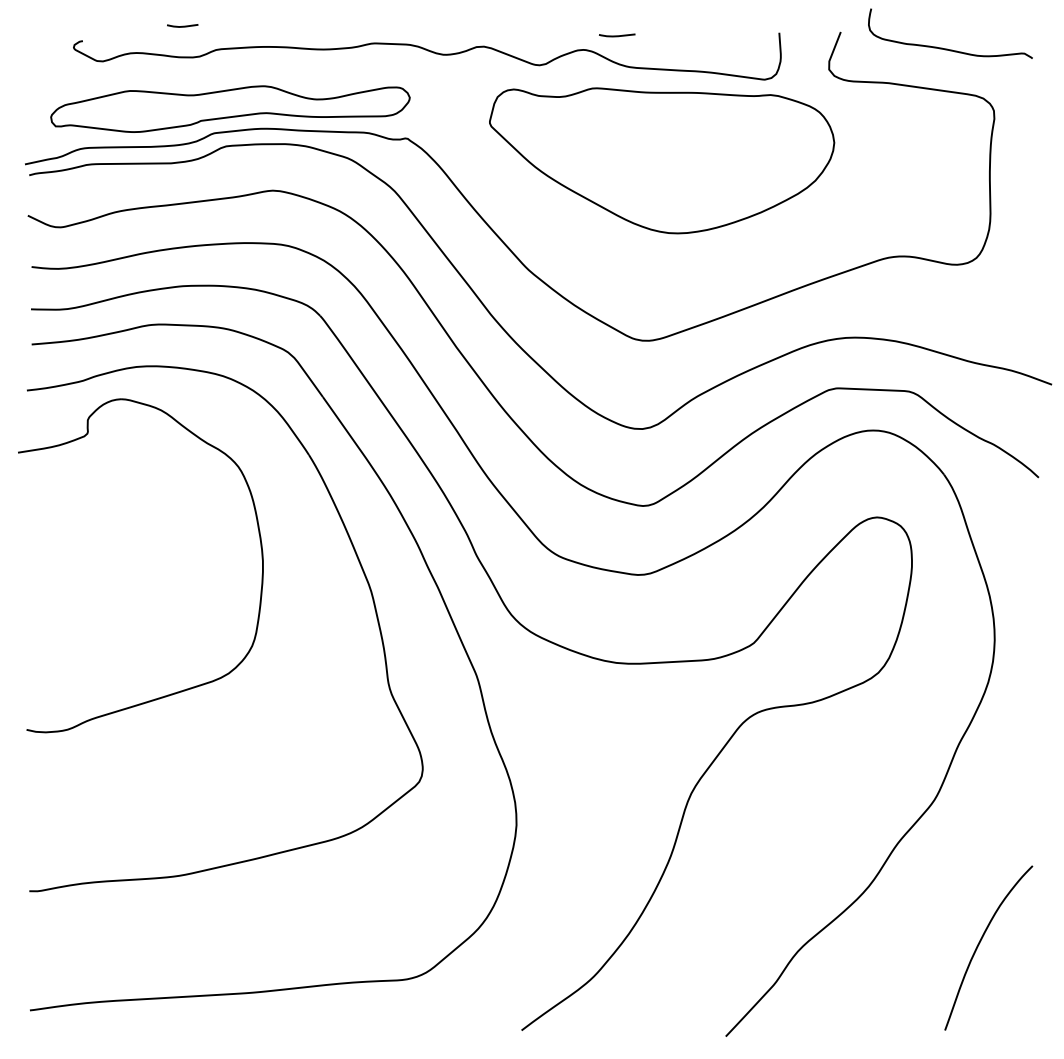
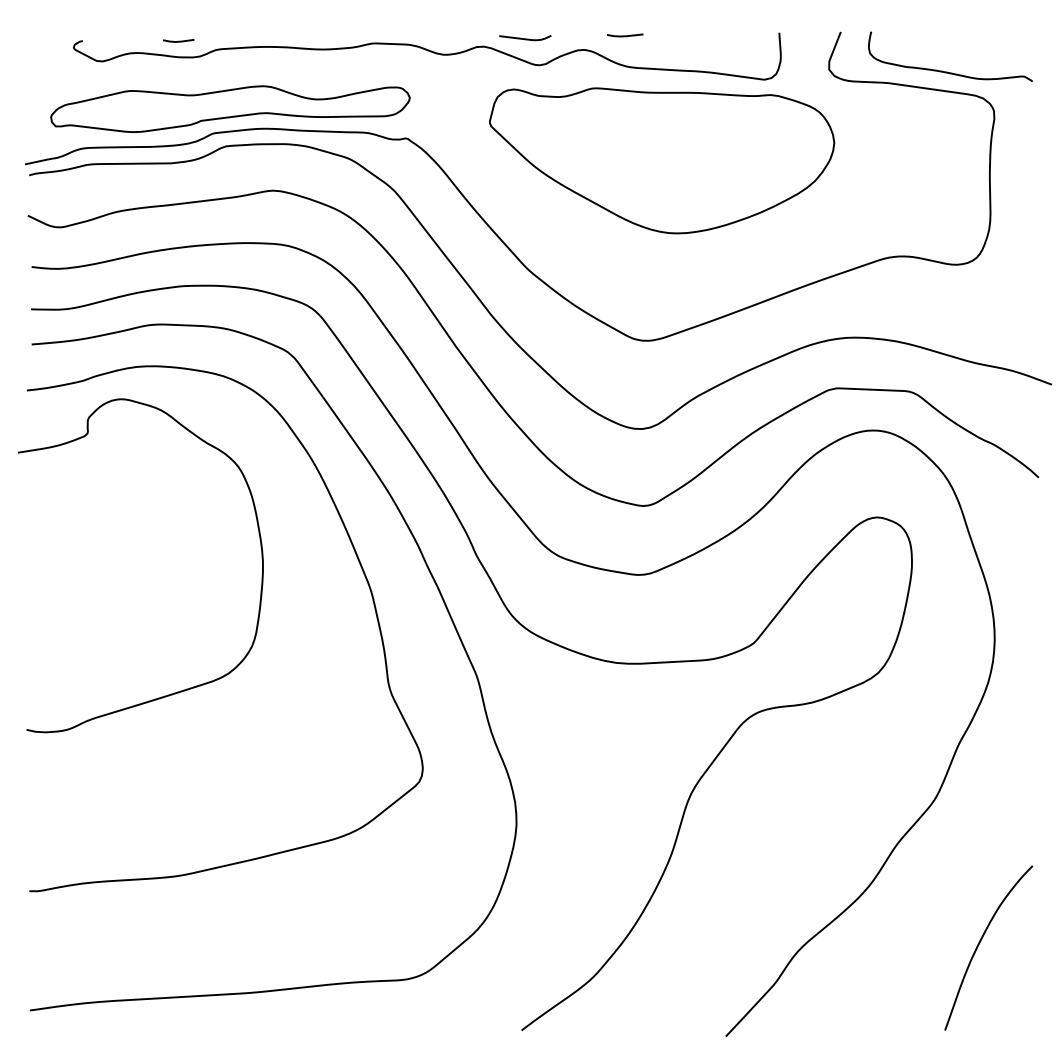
curve position: (182, 25) -> (178, 40) (178, 40)
curve position: (617, 35) -> (625, 35) (625, 35)
curve: none -> present (525, 38)
curve position: (947, 48) -> (947, 71) (947, 71)
